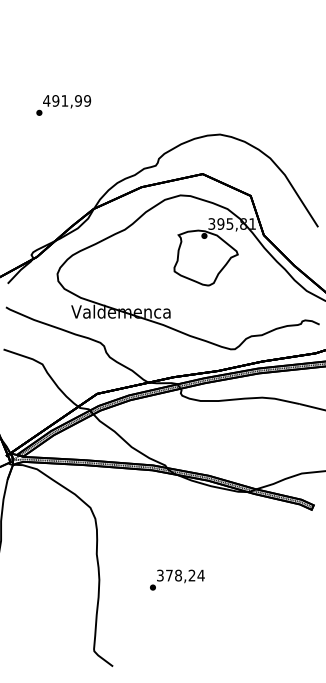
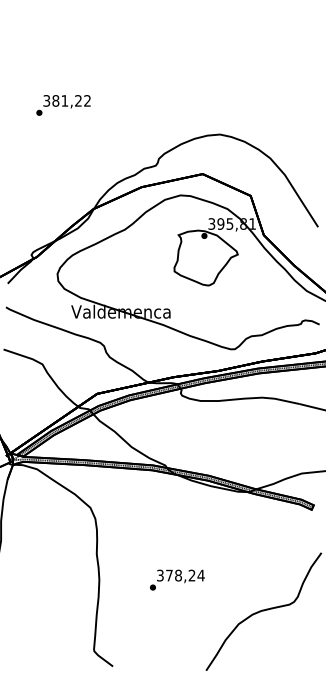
text: 491,99 -> 381,22 (67, 100)
curve: none -> present (263, 611)
